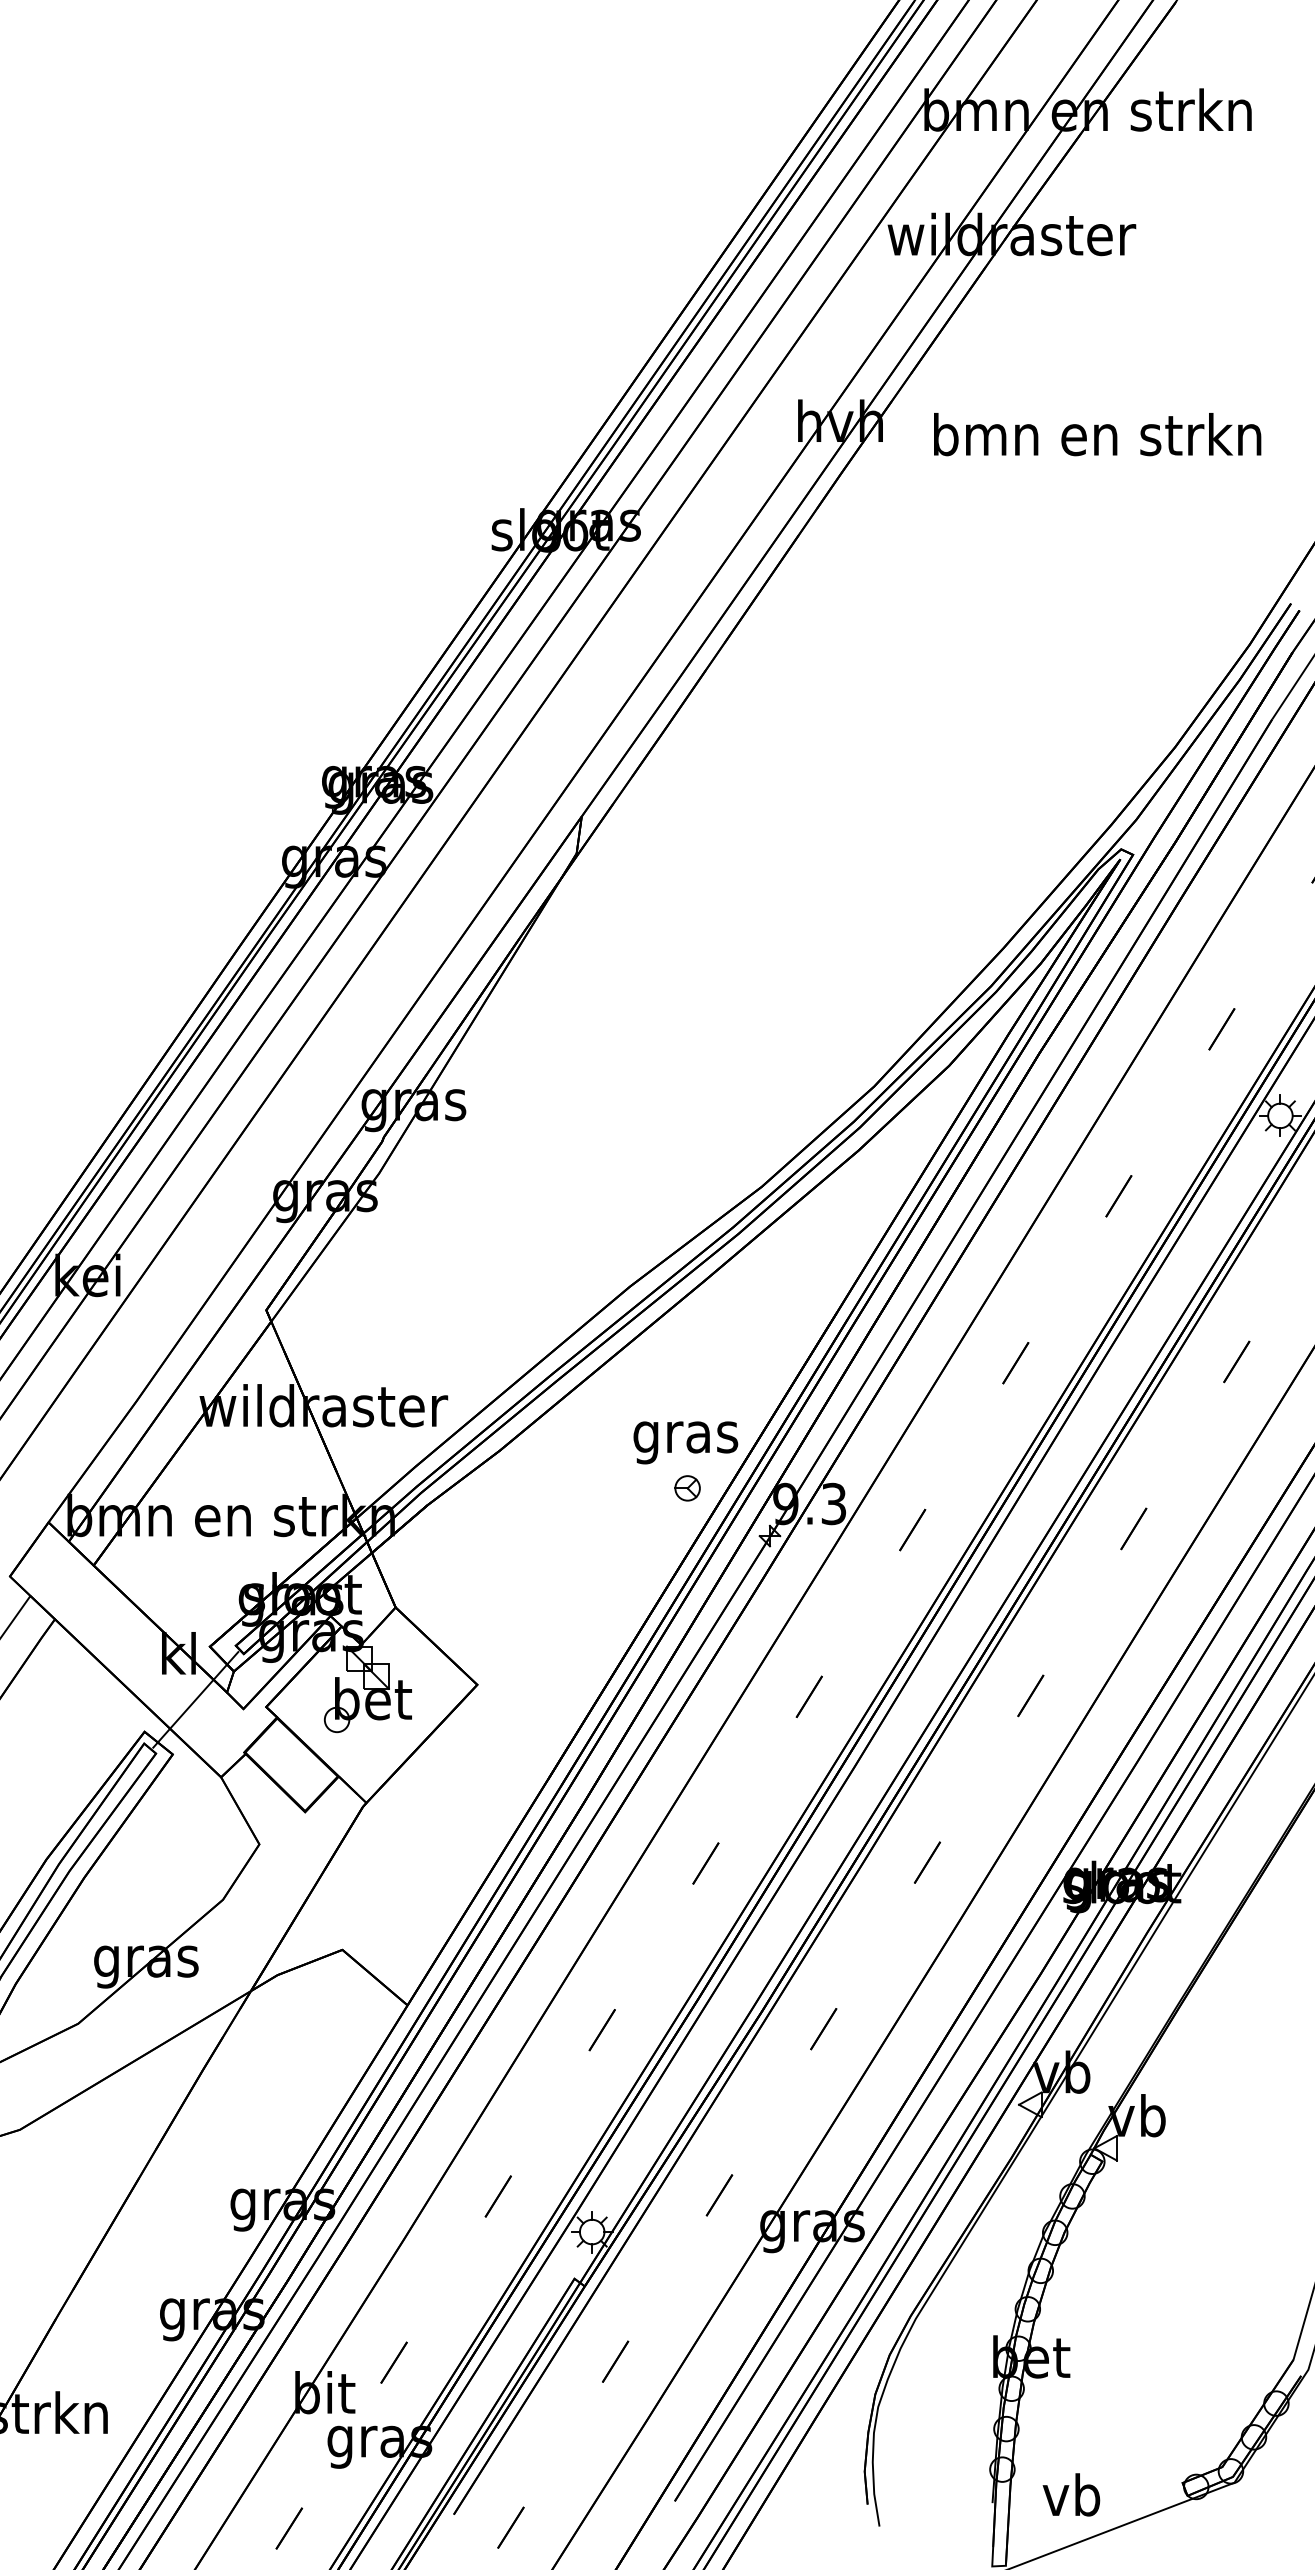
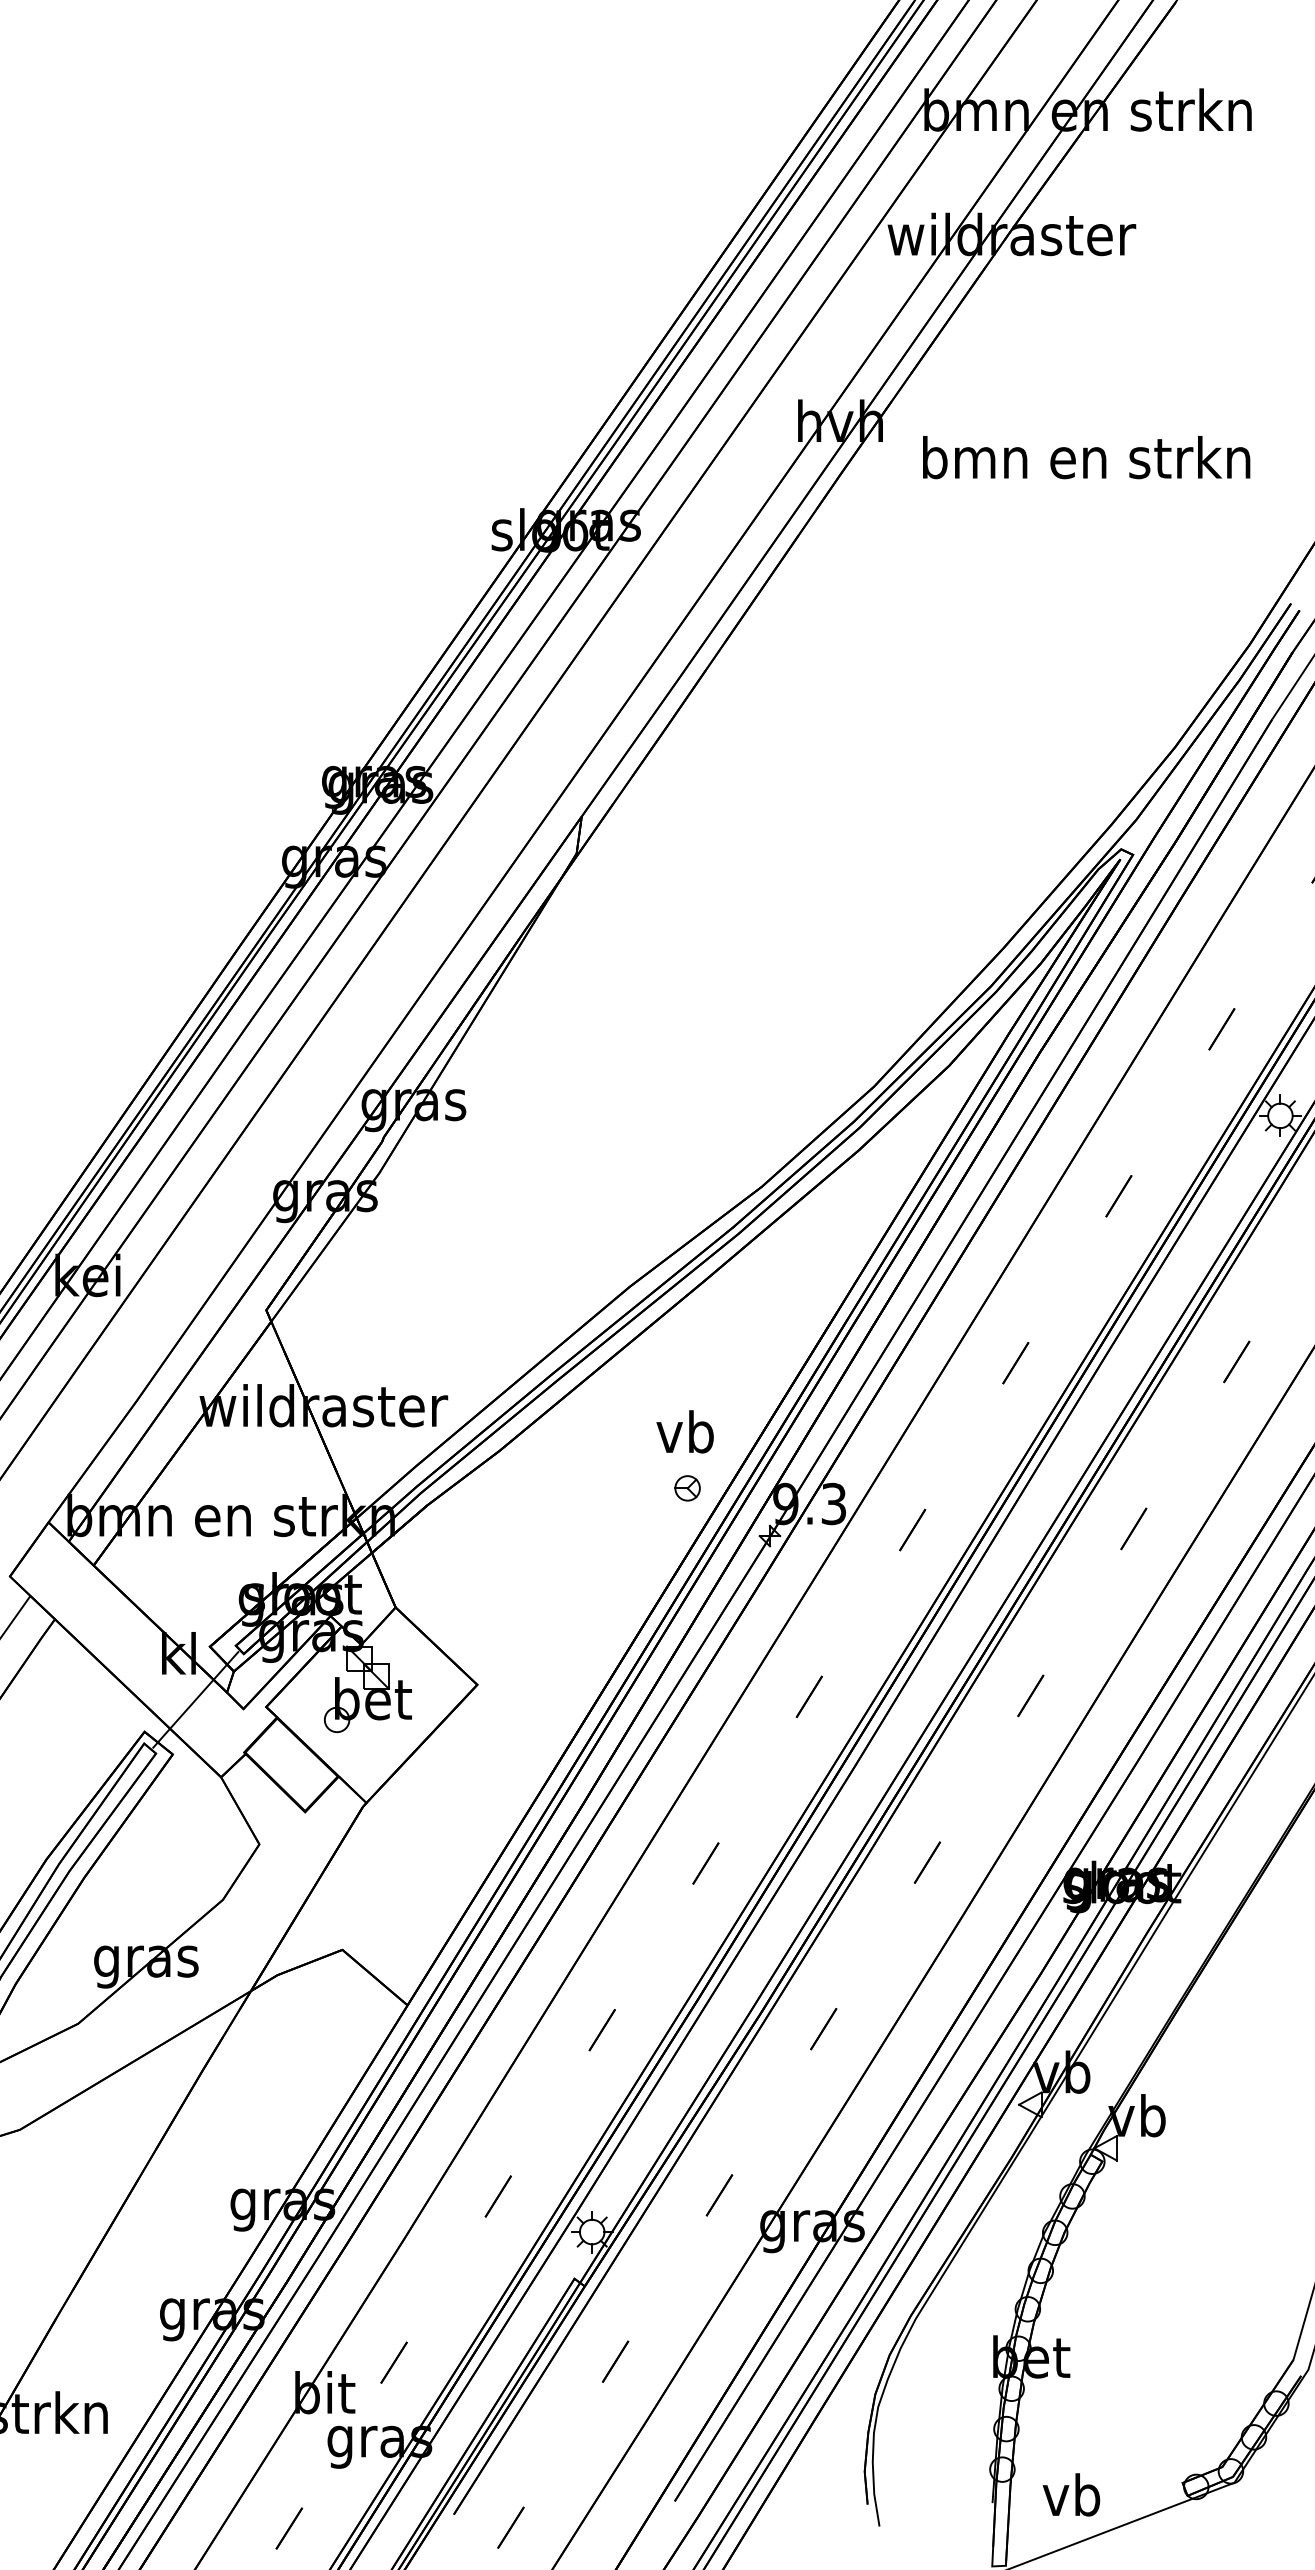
text position: (1097, 434) -> (1086, 457) (1086, 457)
text: gras -> vb (685, 1437)
